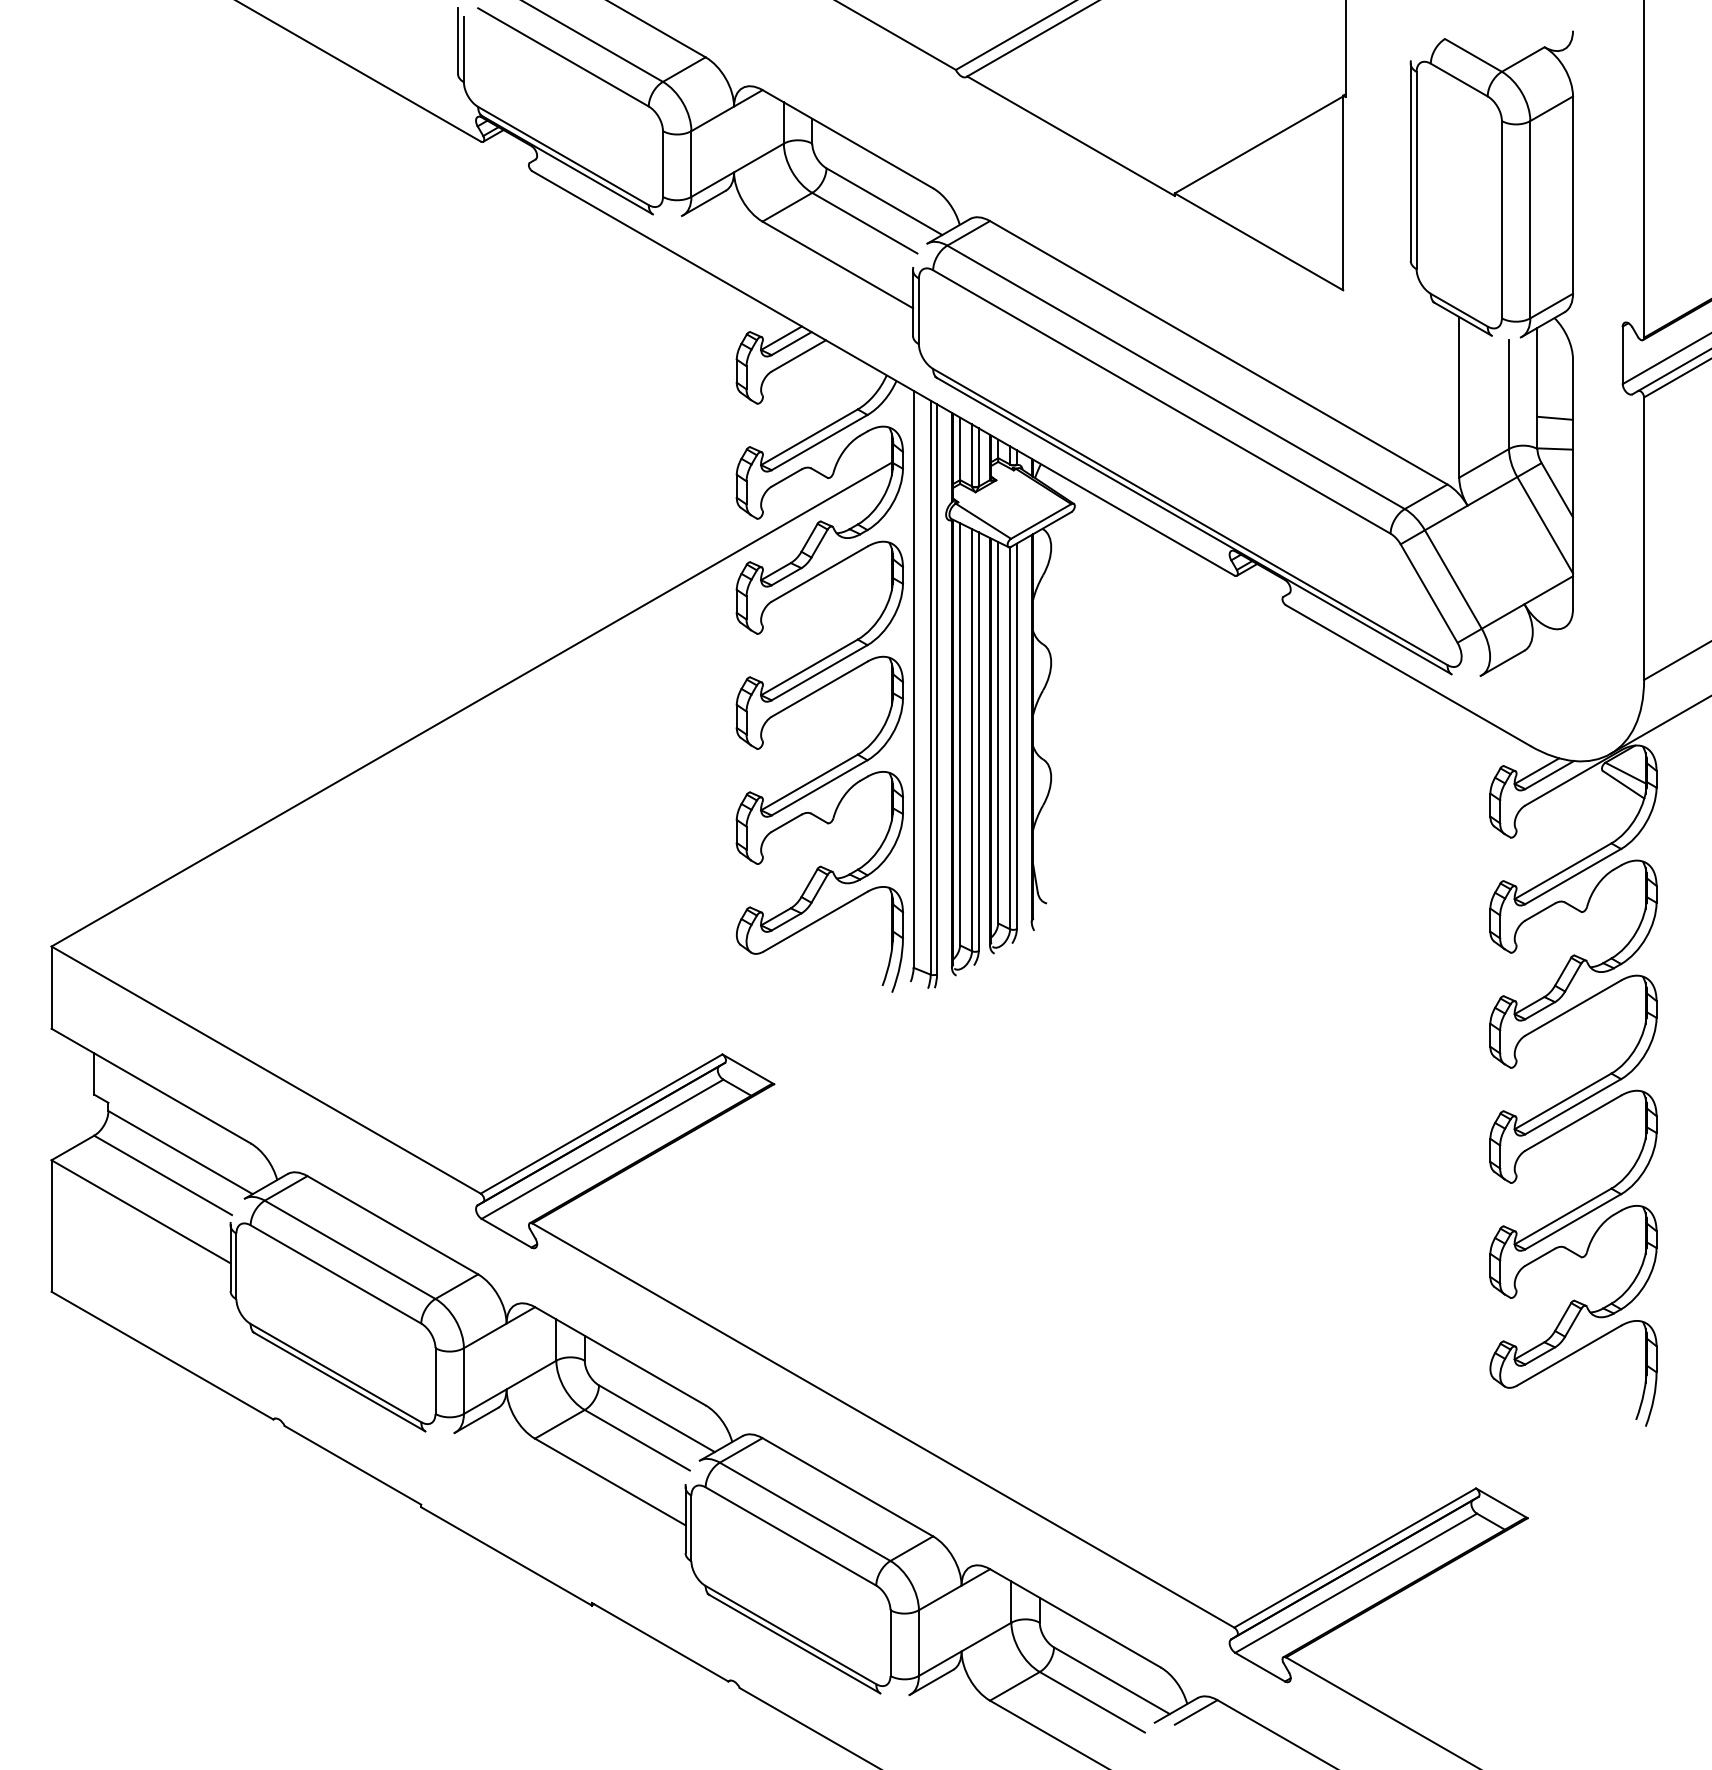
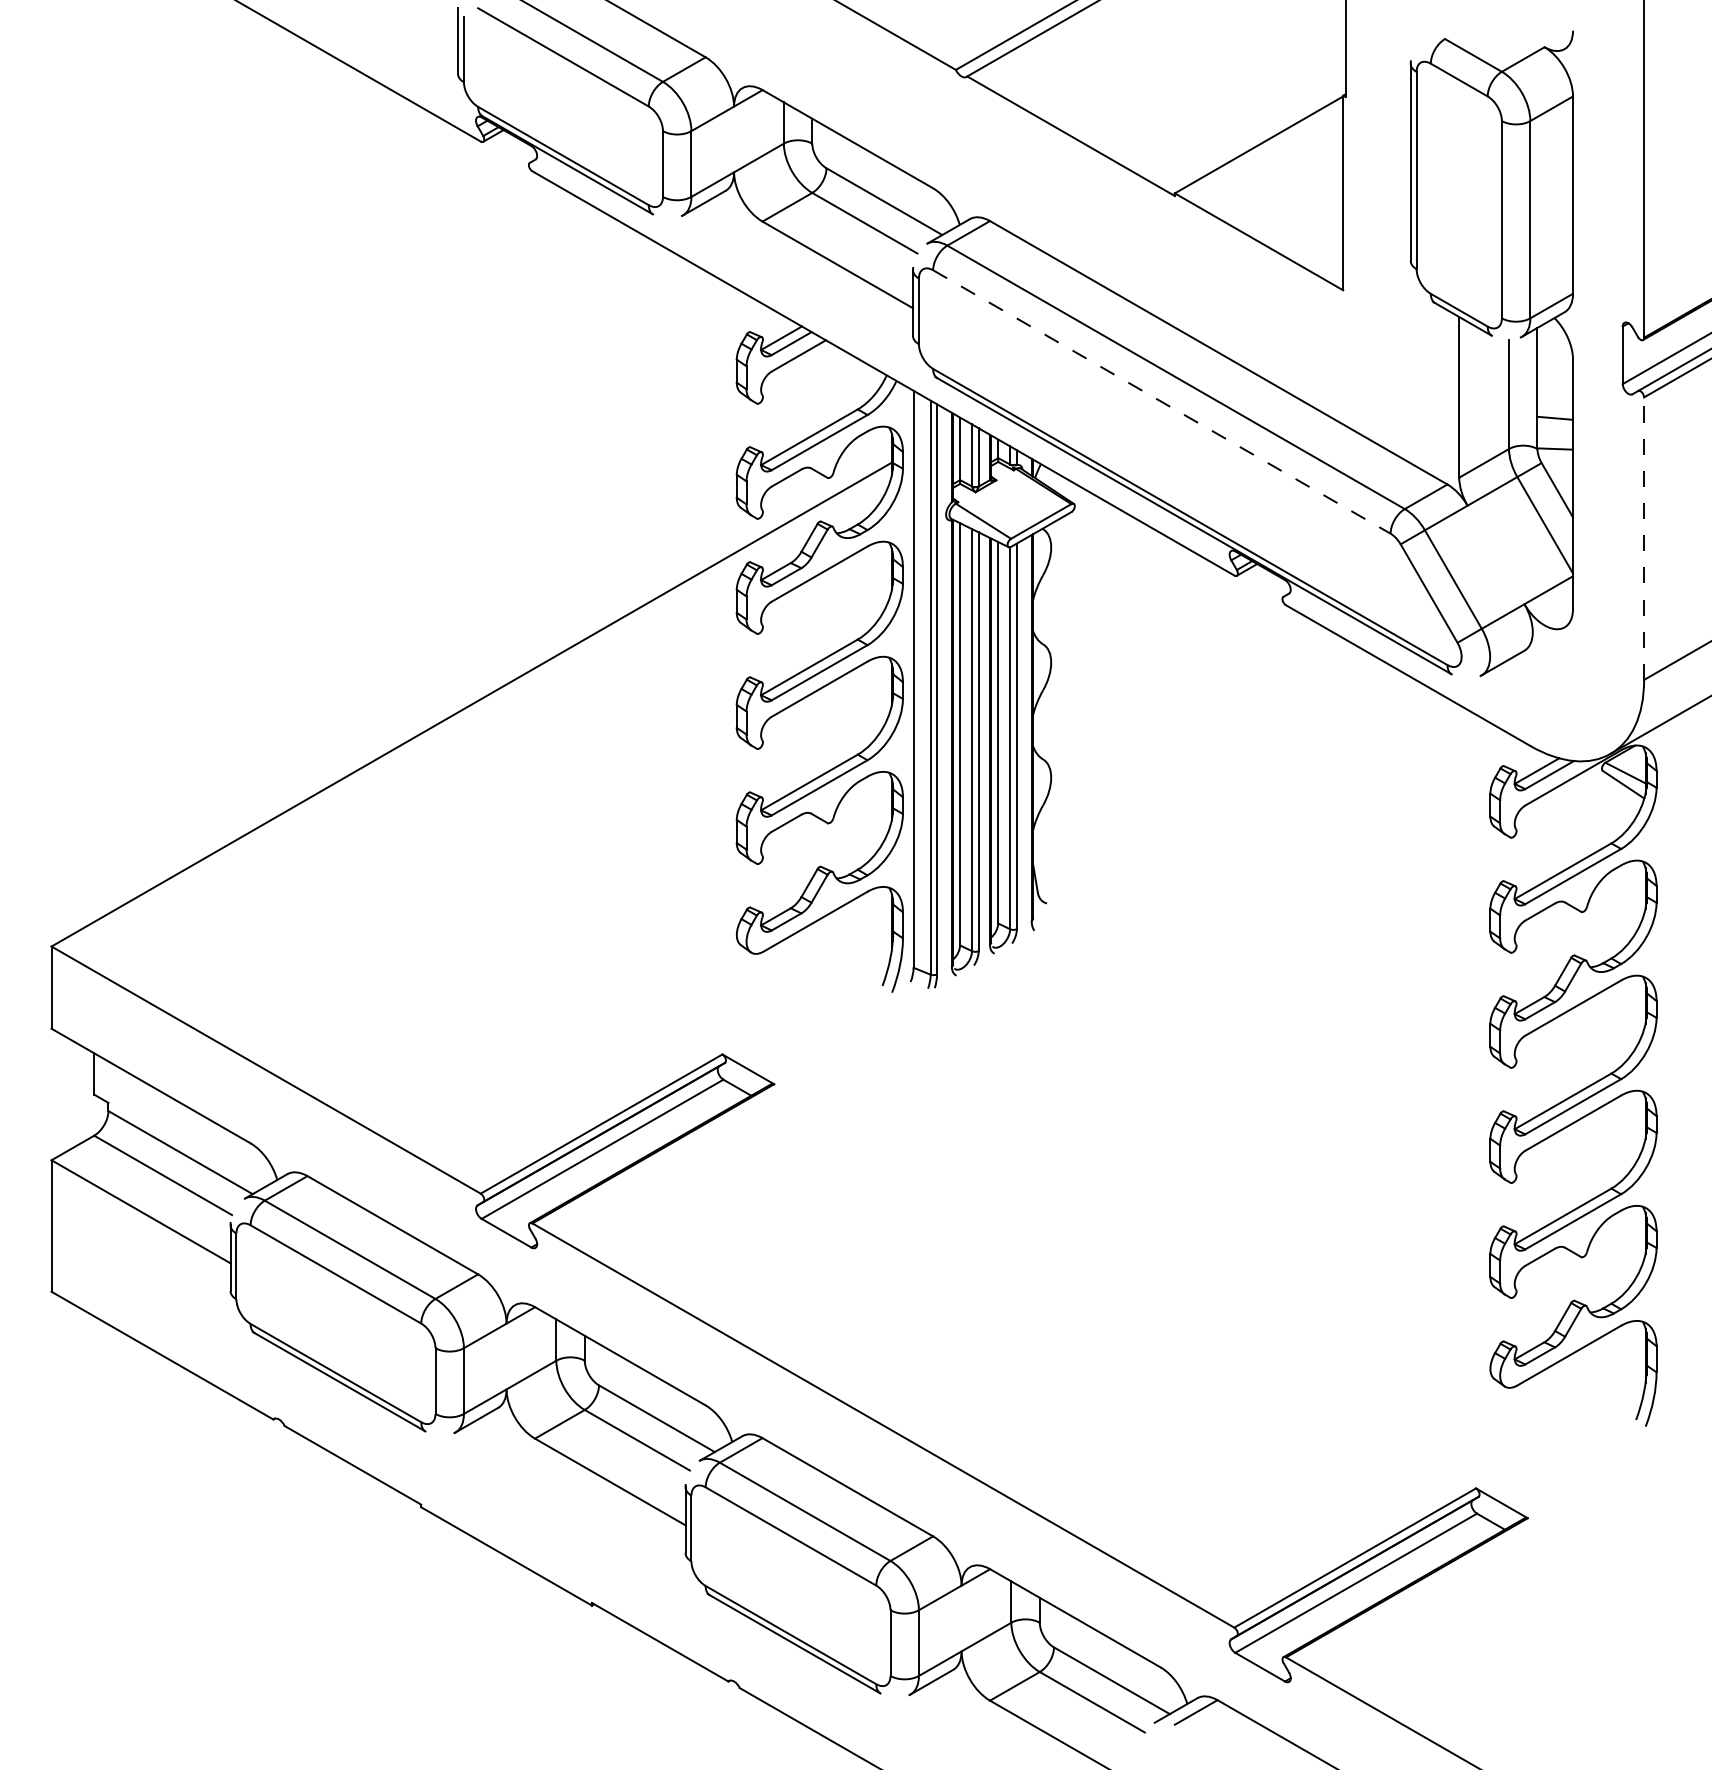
line: solid -> dashed (1161, 402)
line: solid -> dashed (1644, 538)
